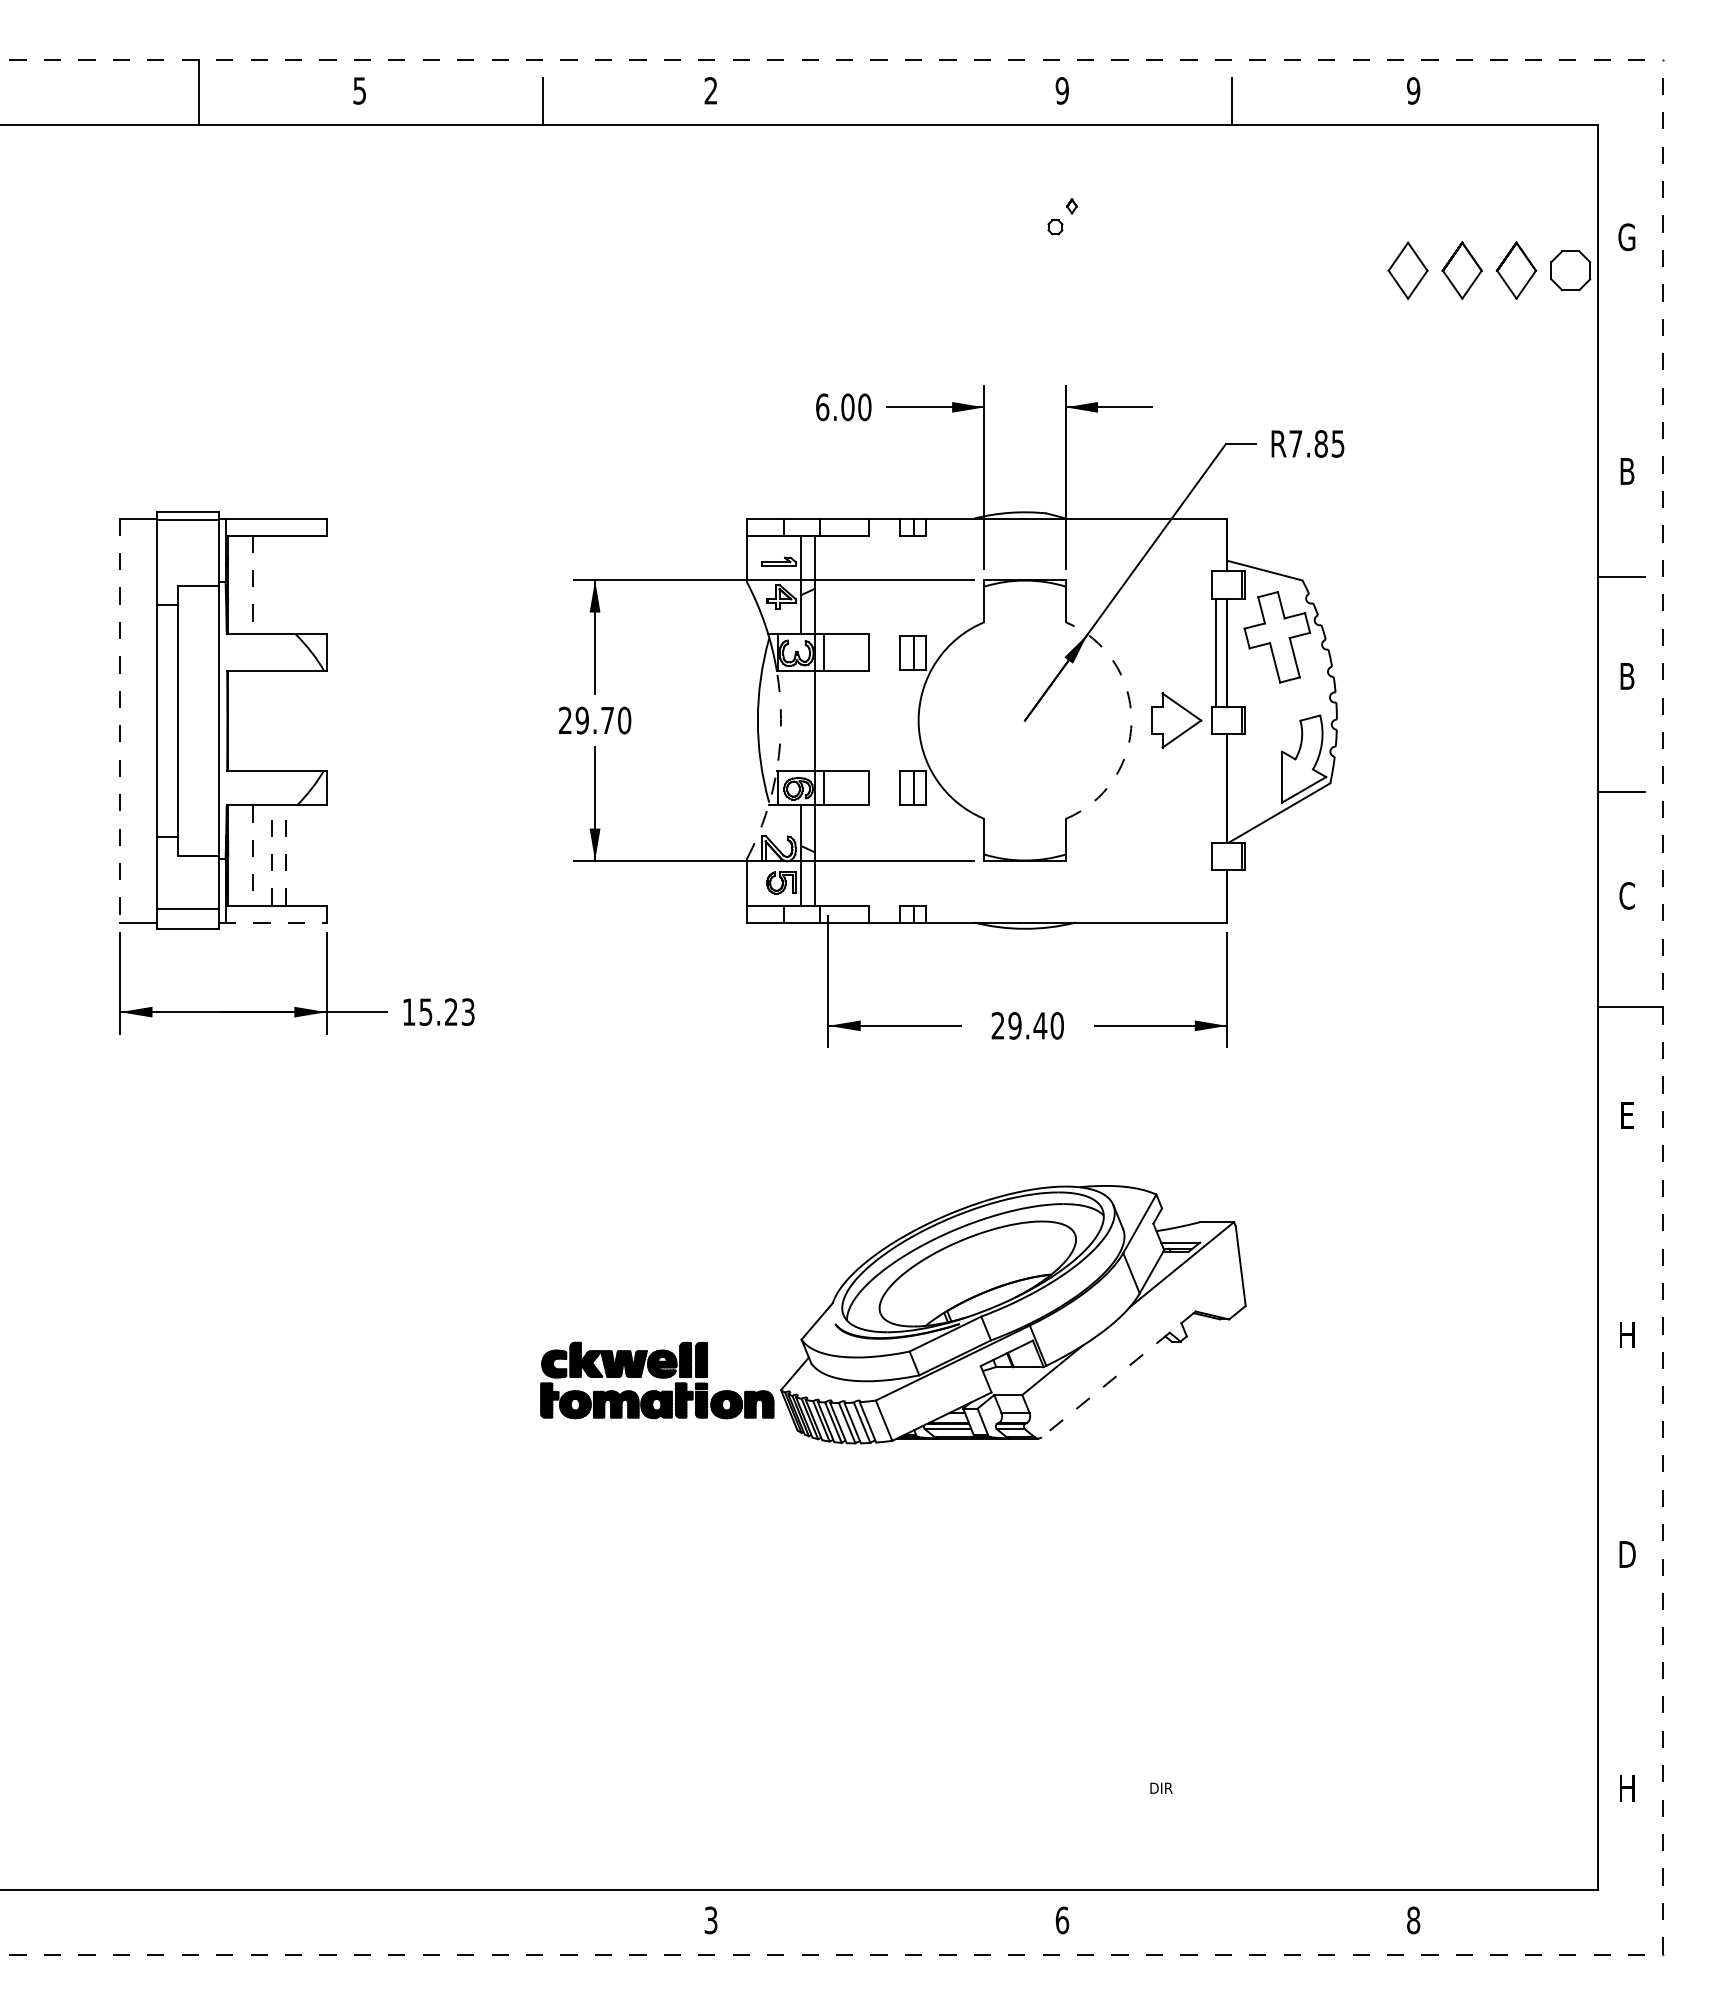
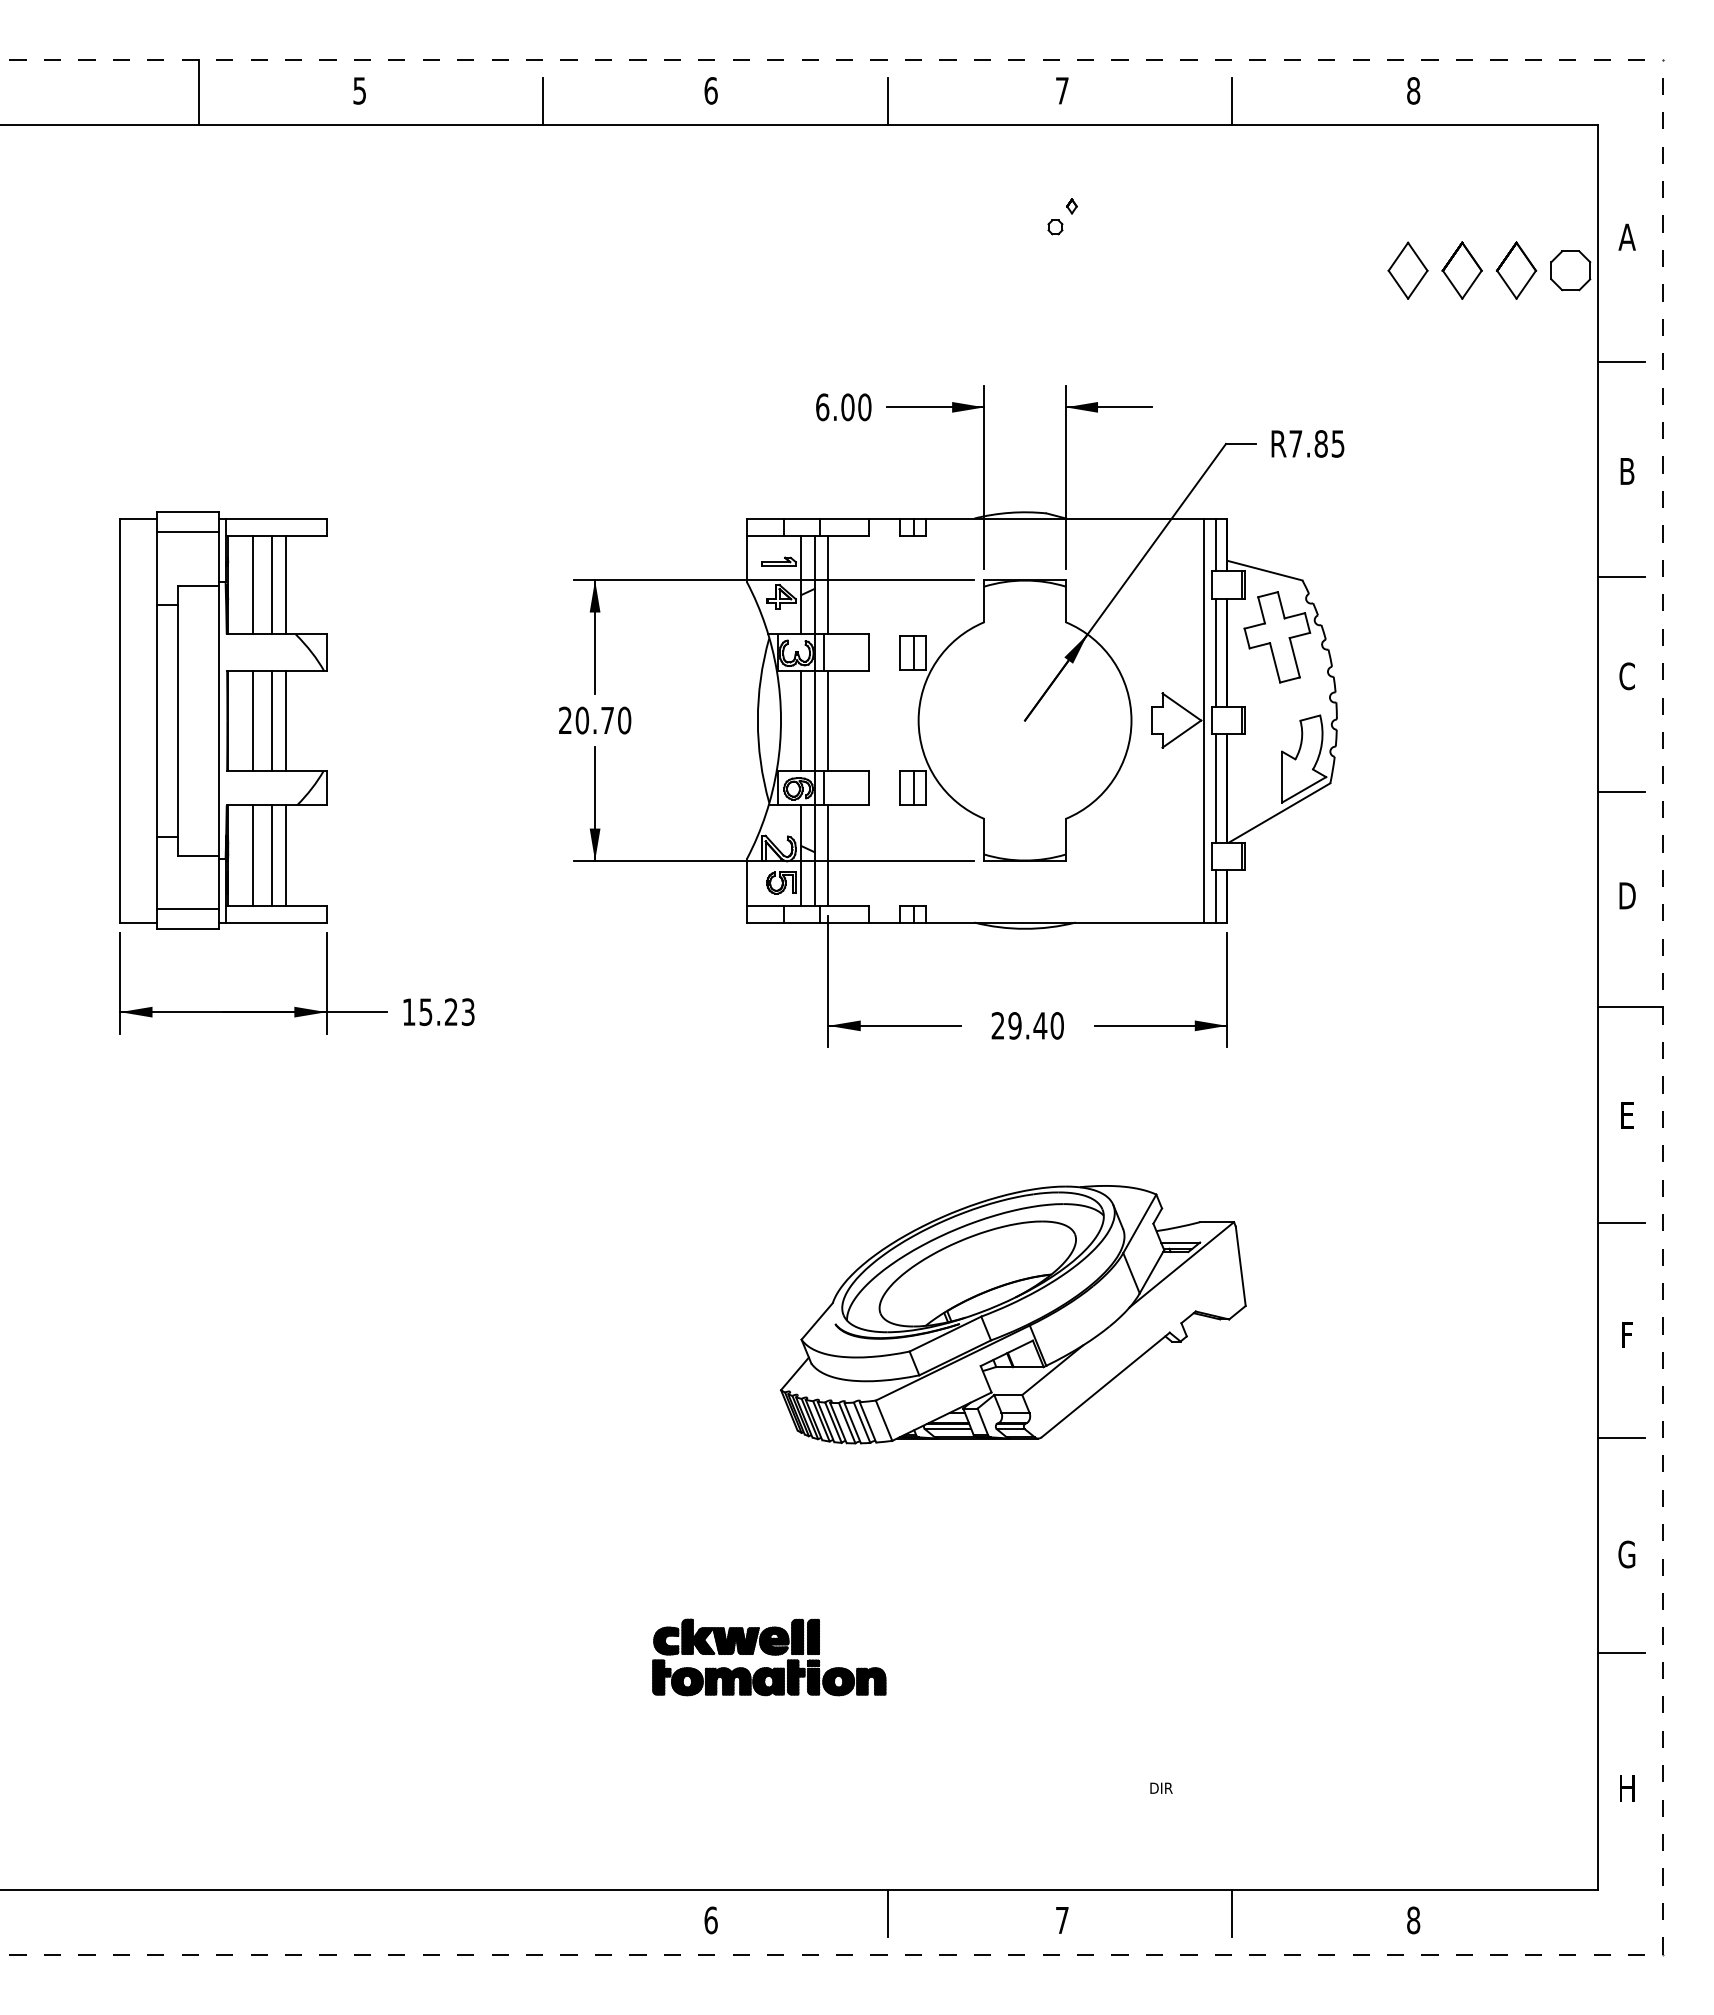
text: 2 -> 6 (710, 90)
text: 9 -> 7 (1061, 90)
text: 9 -> 8 (1413, 90)
line: none -> present (887, 101)
text: G -> A (1626, 237)
line: none -> present (1621, 361)
line position: (187, 519) -> (187, 531) (187, 531)
line: none -> present (1215, 544)
line: none -> present (272, 584)
line: none -> present (285, 584)
line: none -> present (828, 584)
line: dashed -> solid (253, 585)
text: B -> C (1626, 676)
text: 29.70 -> 20.70 (582, 720)
arc: dashed -> solid (1131, 720)
line: none -> present (1204, 720)
line: dashed -> solid (120, 721)
line: none -> present (253, 721)
line: none -> present (272, 721)
line: none -> present (285, 721)
line: none -> present (801, 721)
line: none -> present (828, 721)
arc: dashed -> solid (777, 767)
line: none -> present (1215, 788)
line: dashed -> solid (272, 854)
line: dashed -> solid (285, 854)
line: dashed -> solid (253, 855)
line: none -> present (828, 855)
line: none -> present (1215, 895)
text: C -> D (1627, 895)
line: dashed -> solid (272, 922)
line: none -> present (1621, 1222)
text: H -> F (1627, 1334)
part position: (657, 1380) -> (769, 1657) (769, 1657)
line: dashed -> solid (1105, 1384)
line: none -> present (1621, 1437)
text: D -> G (1626, 1554)
line: none -> present (1621, 1653)
line: none -> present (887, 1913)
line: none -> present (1232, 1913)
text: 3 -> 6 (710, 1920)
text: 6 -> 7 (1062, 1920)
